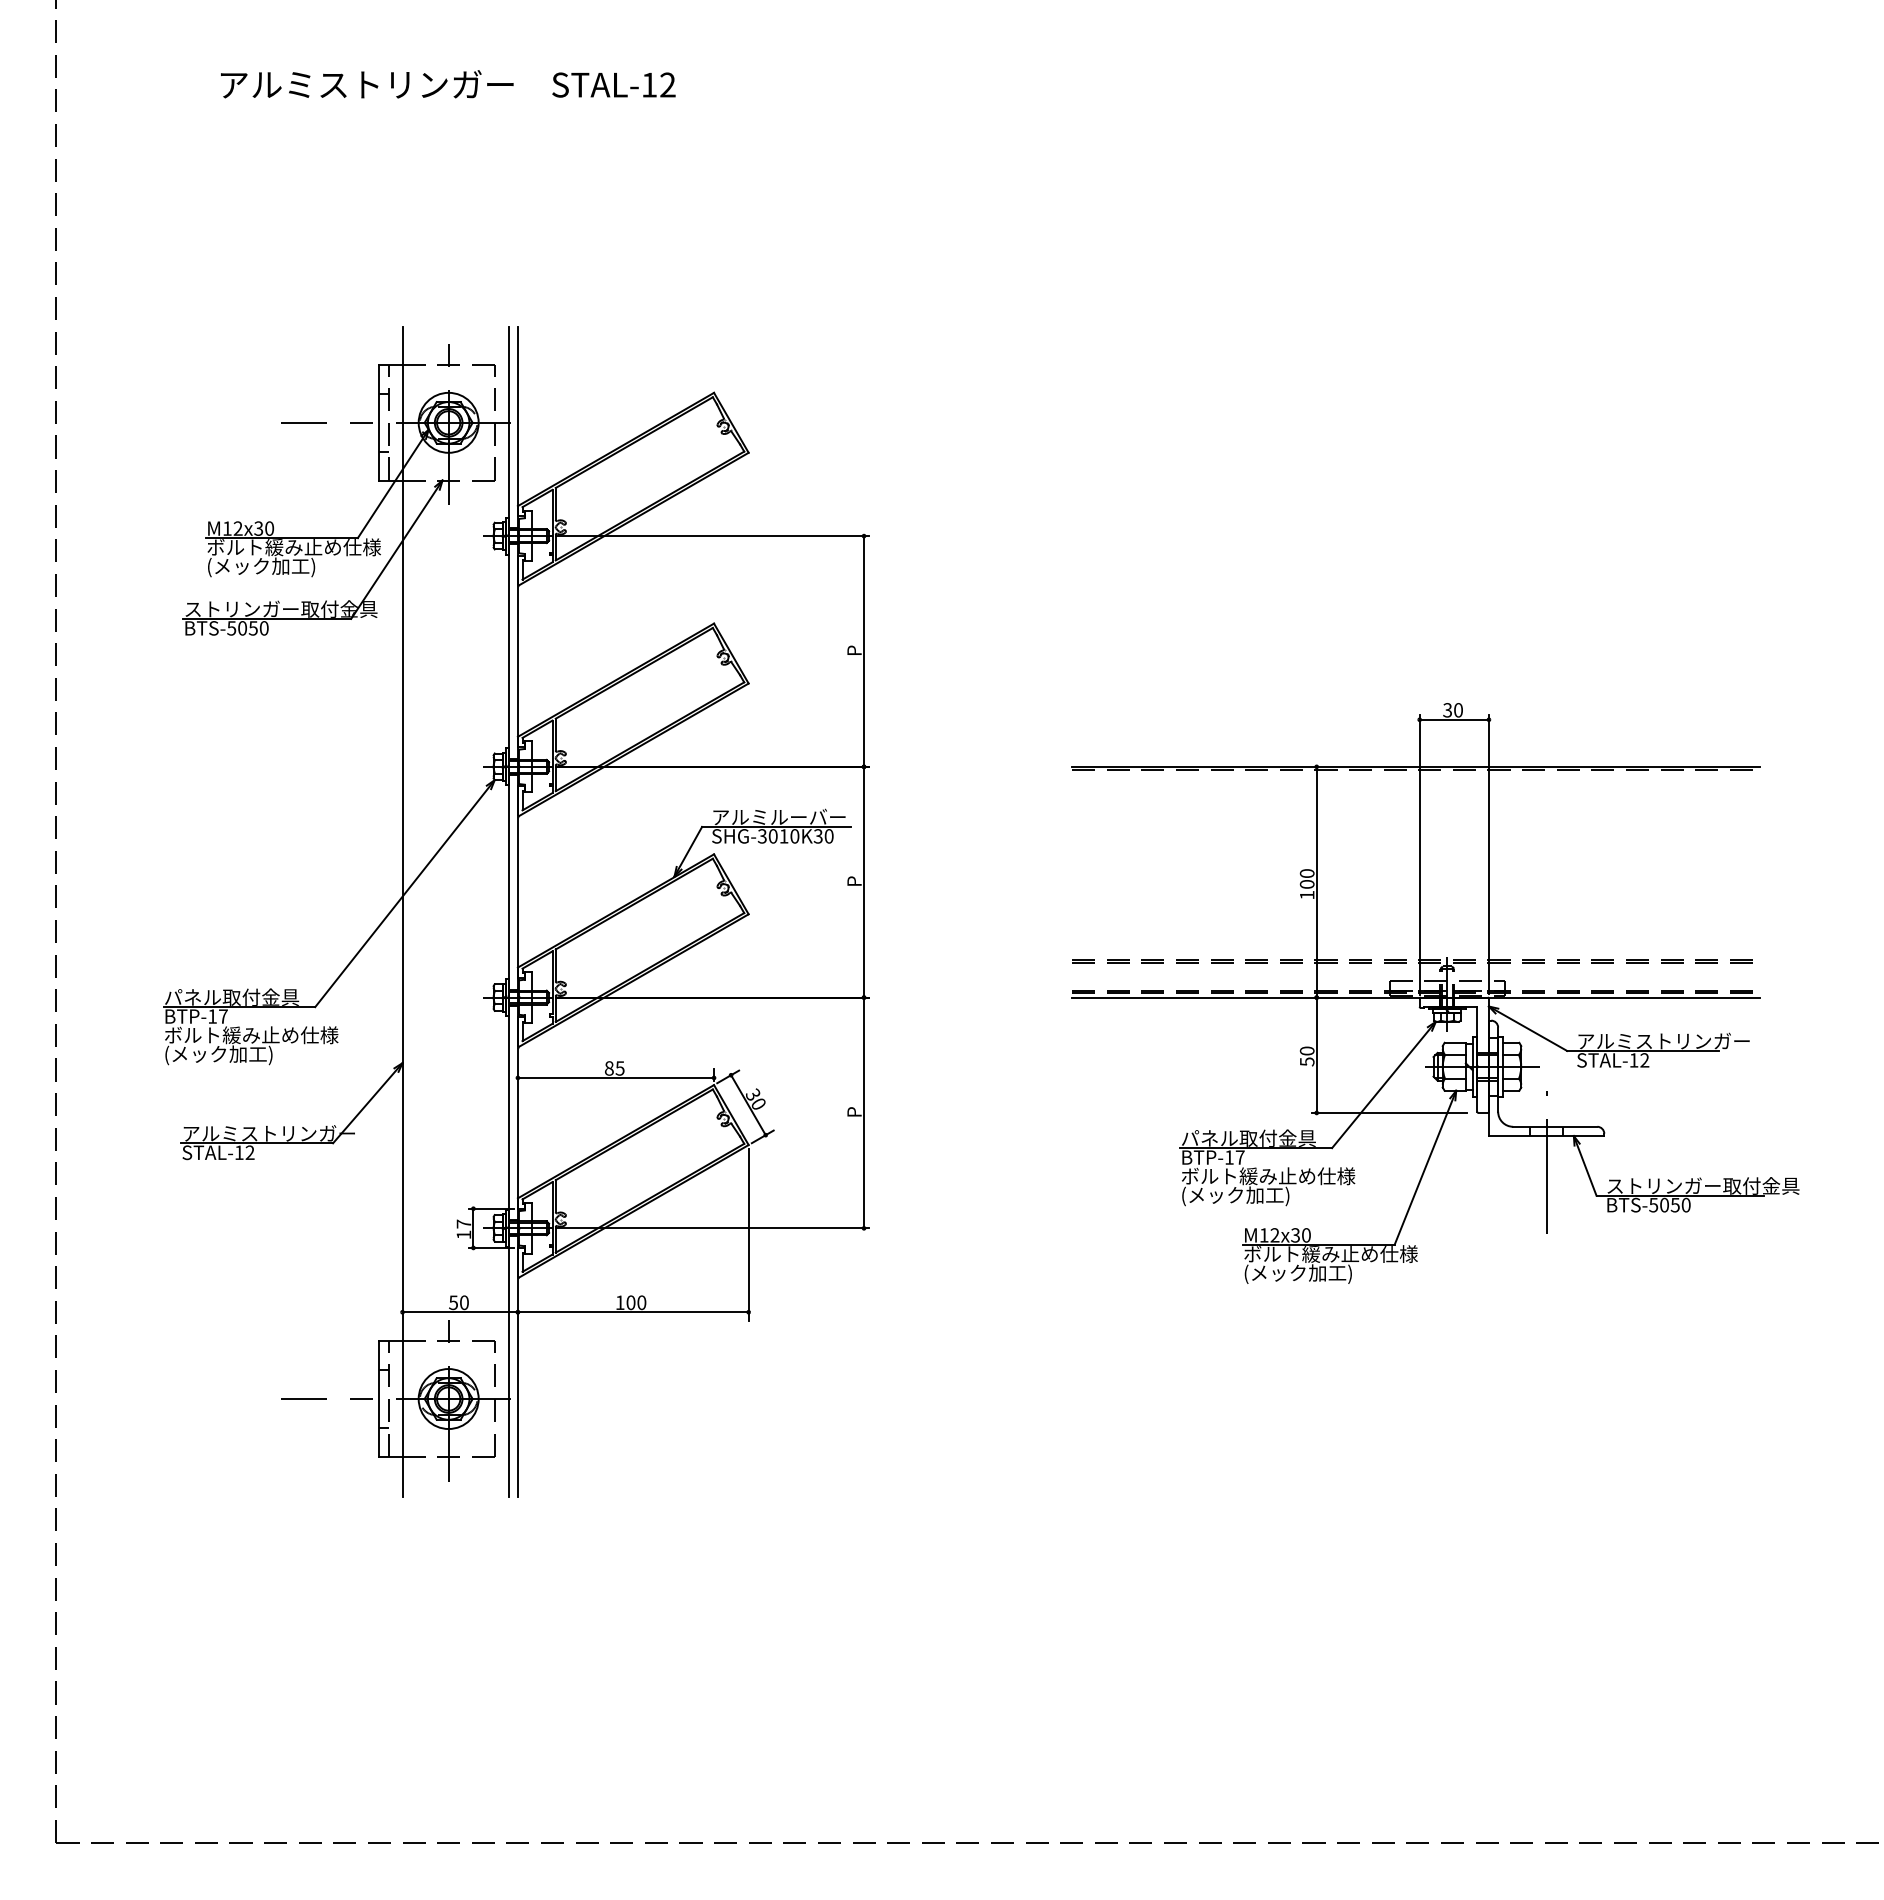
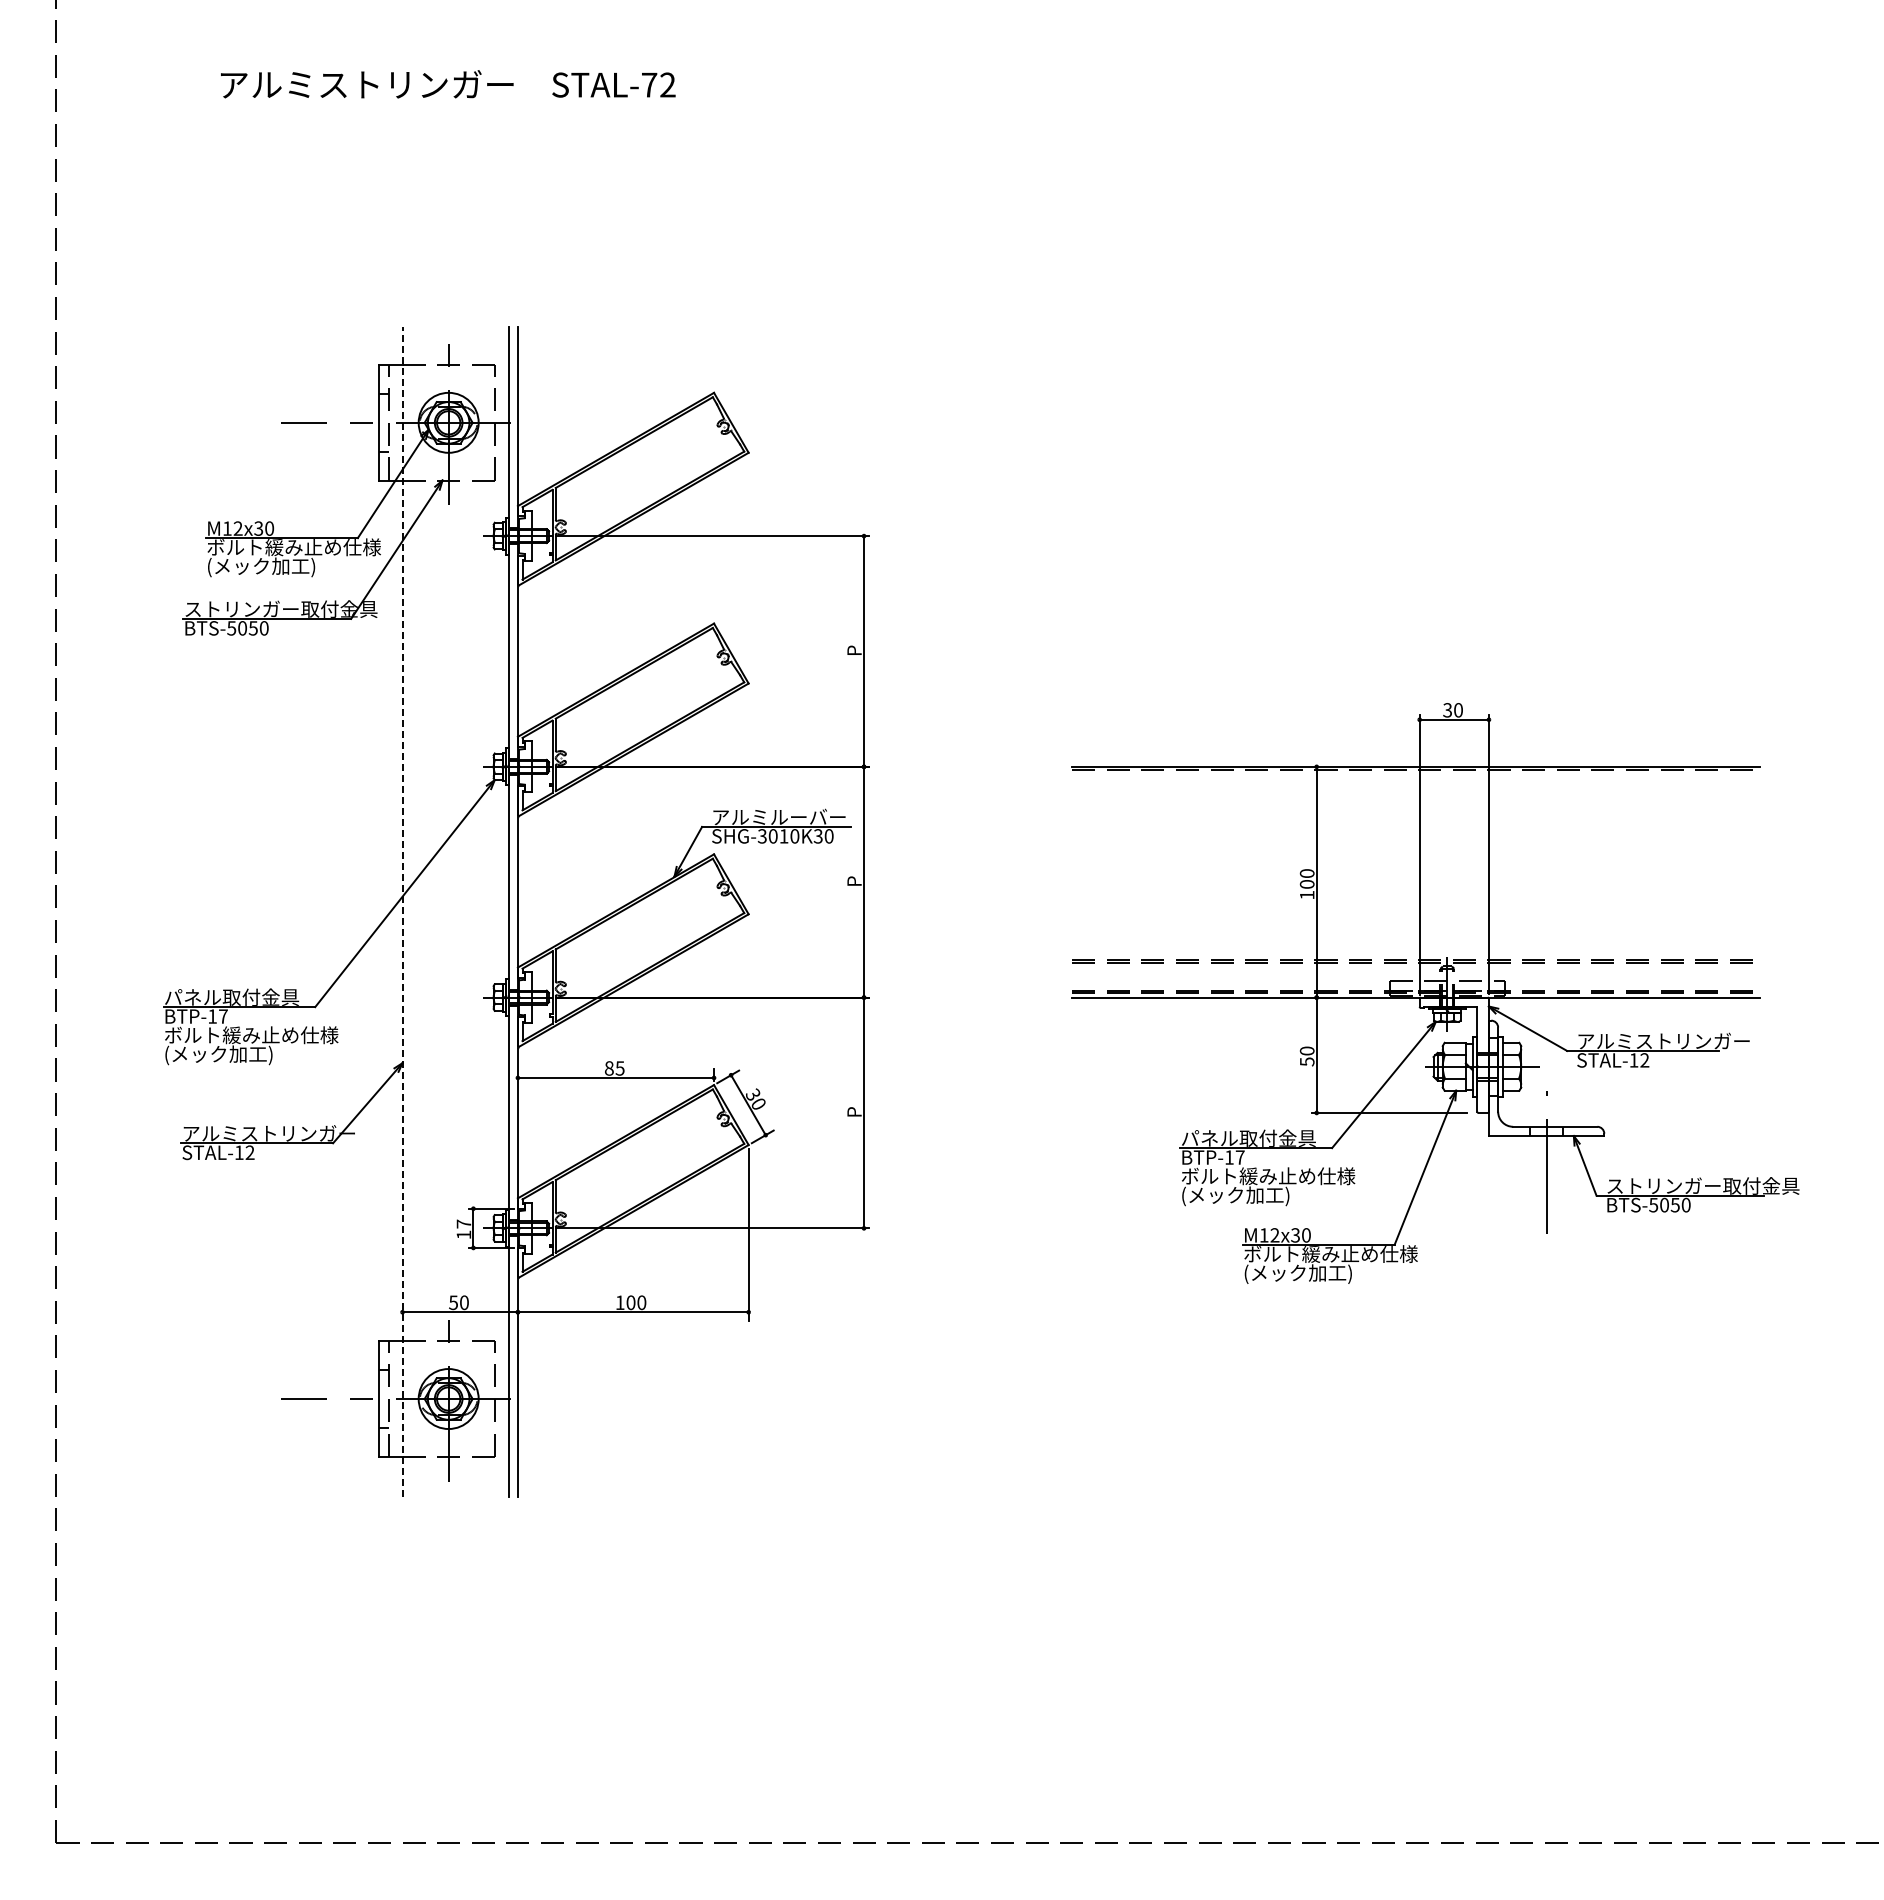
text: STAL-12 -> STAL-72 (649, 84)
line: solid -> dashed (402, 912)
